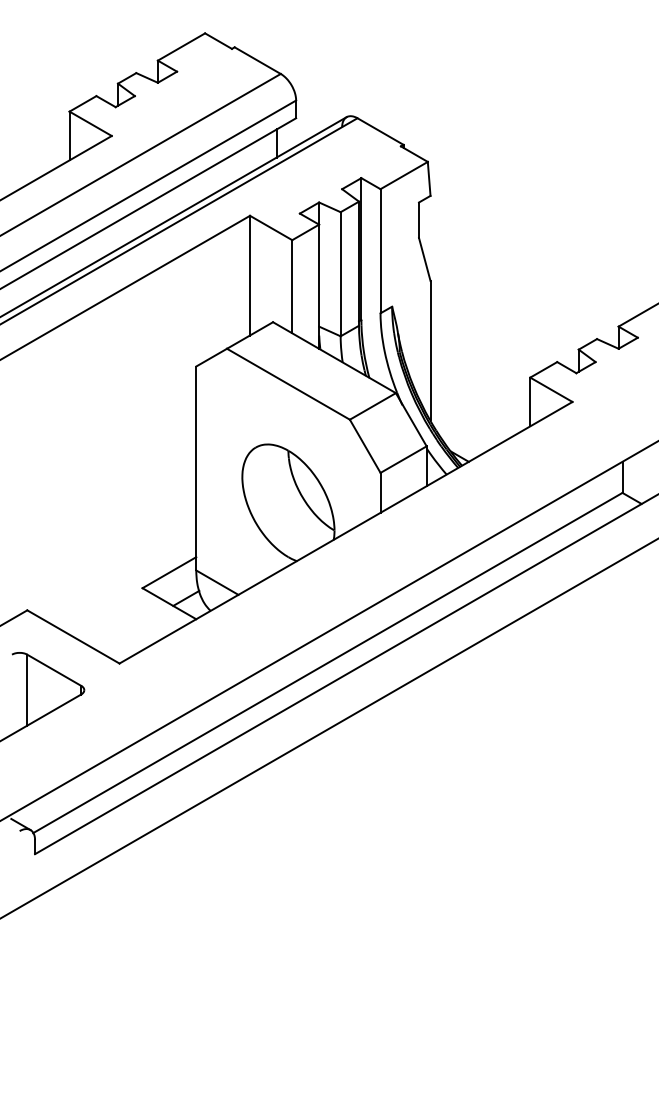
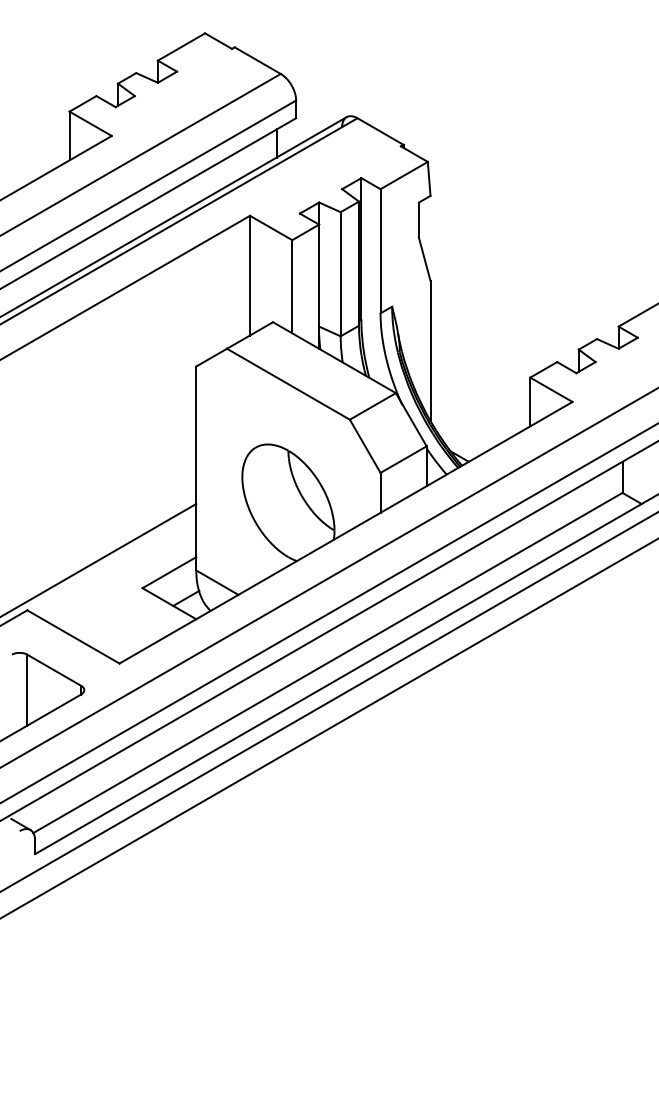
line: none -> present (99, 559)
line: none -> present (328, 577)
line: none -> present (328, 613)
line: none -> present (328, 701)
